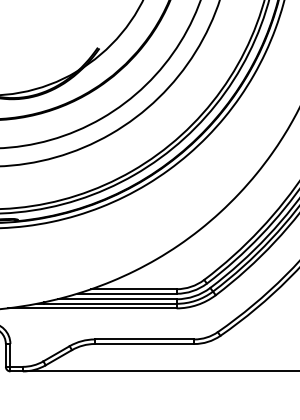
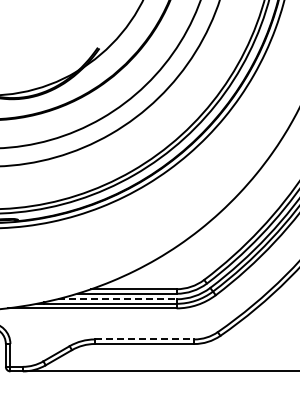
line: solid -> dashed (117, 299)
line: solid -> dashed (144, 339)
